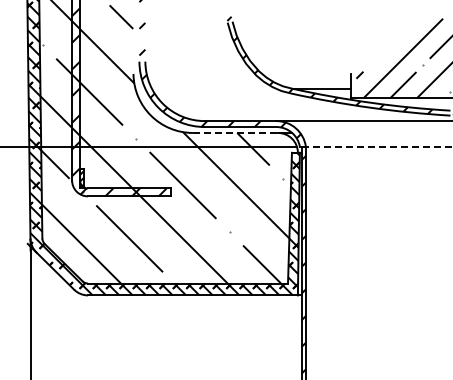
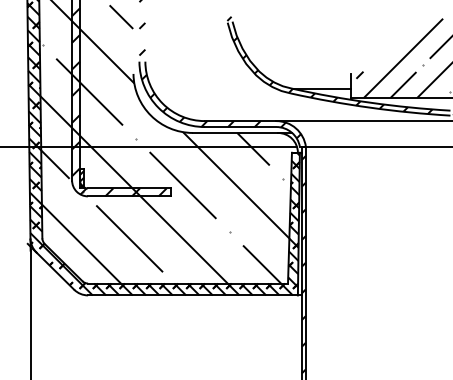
line: dashed -> solid (235, 132)
line: dashed -> solid (378, 146)
